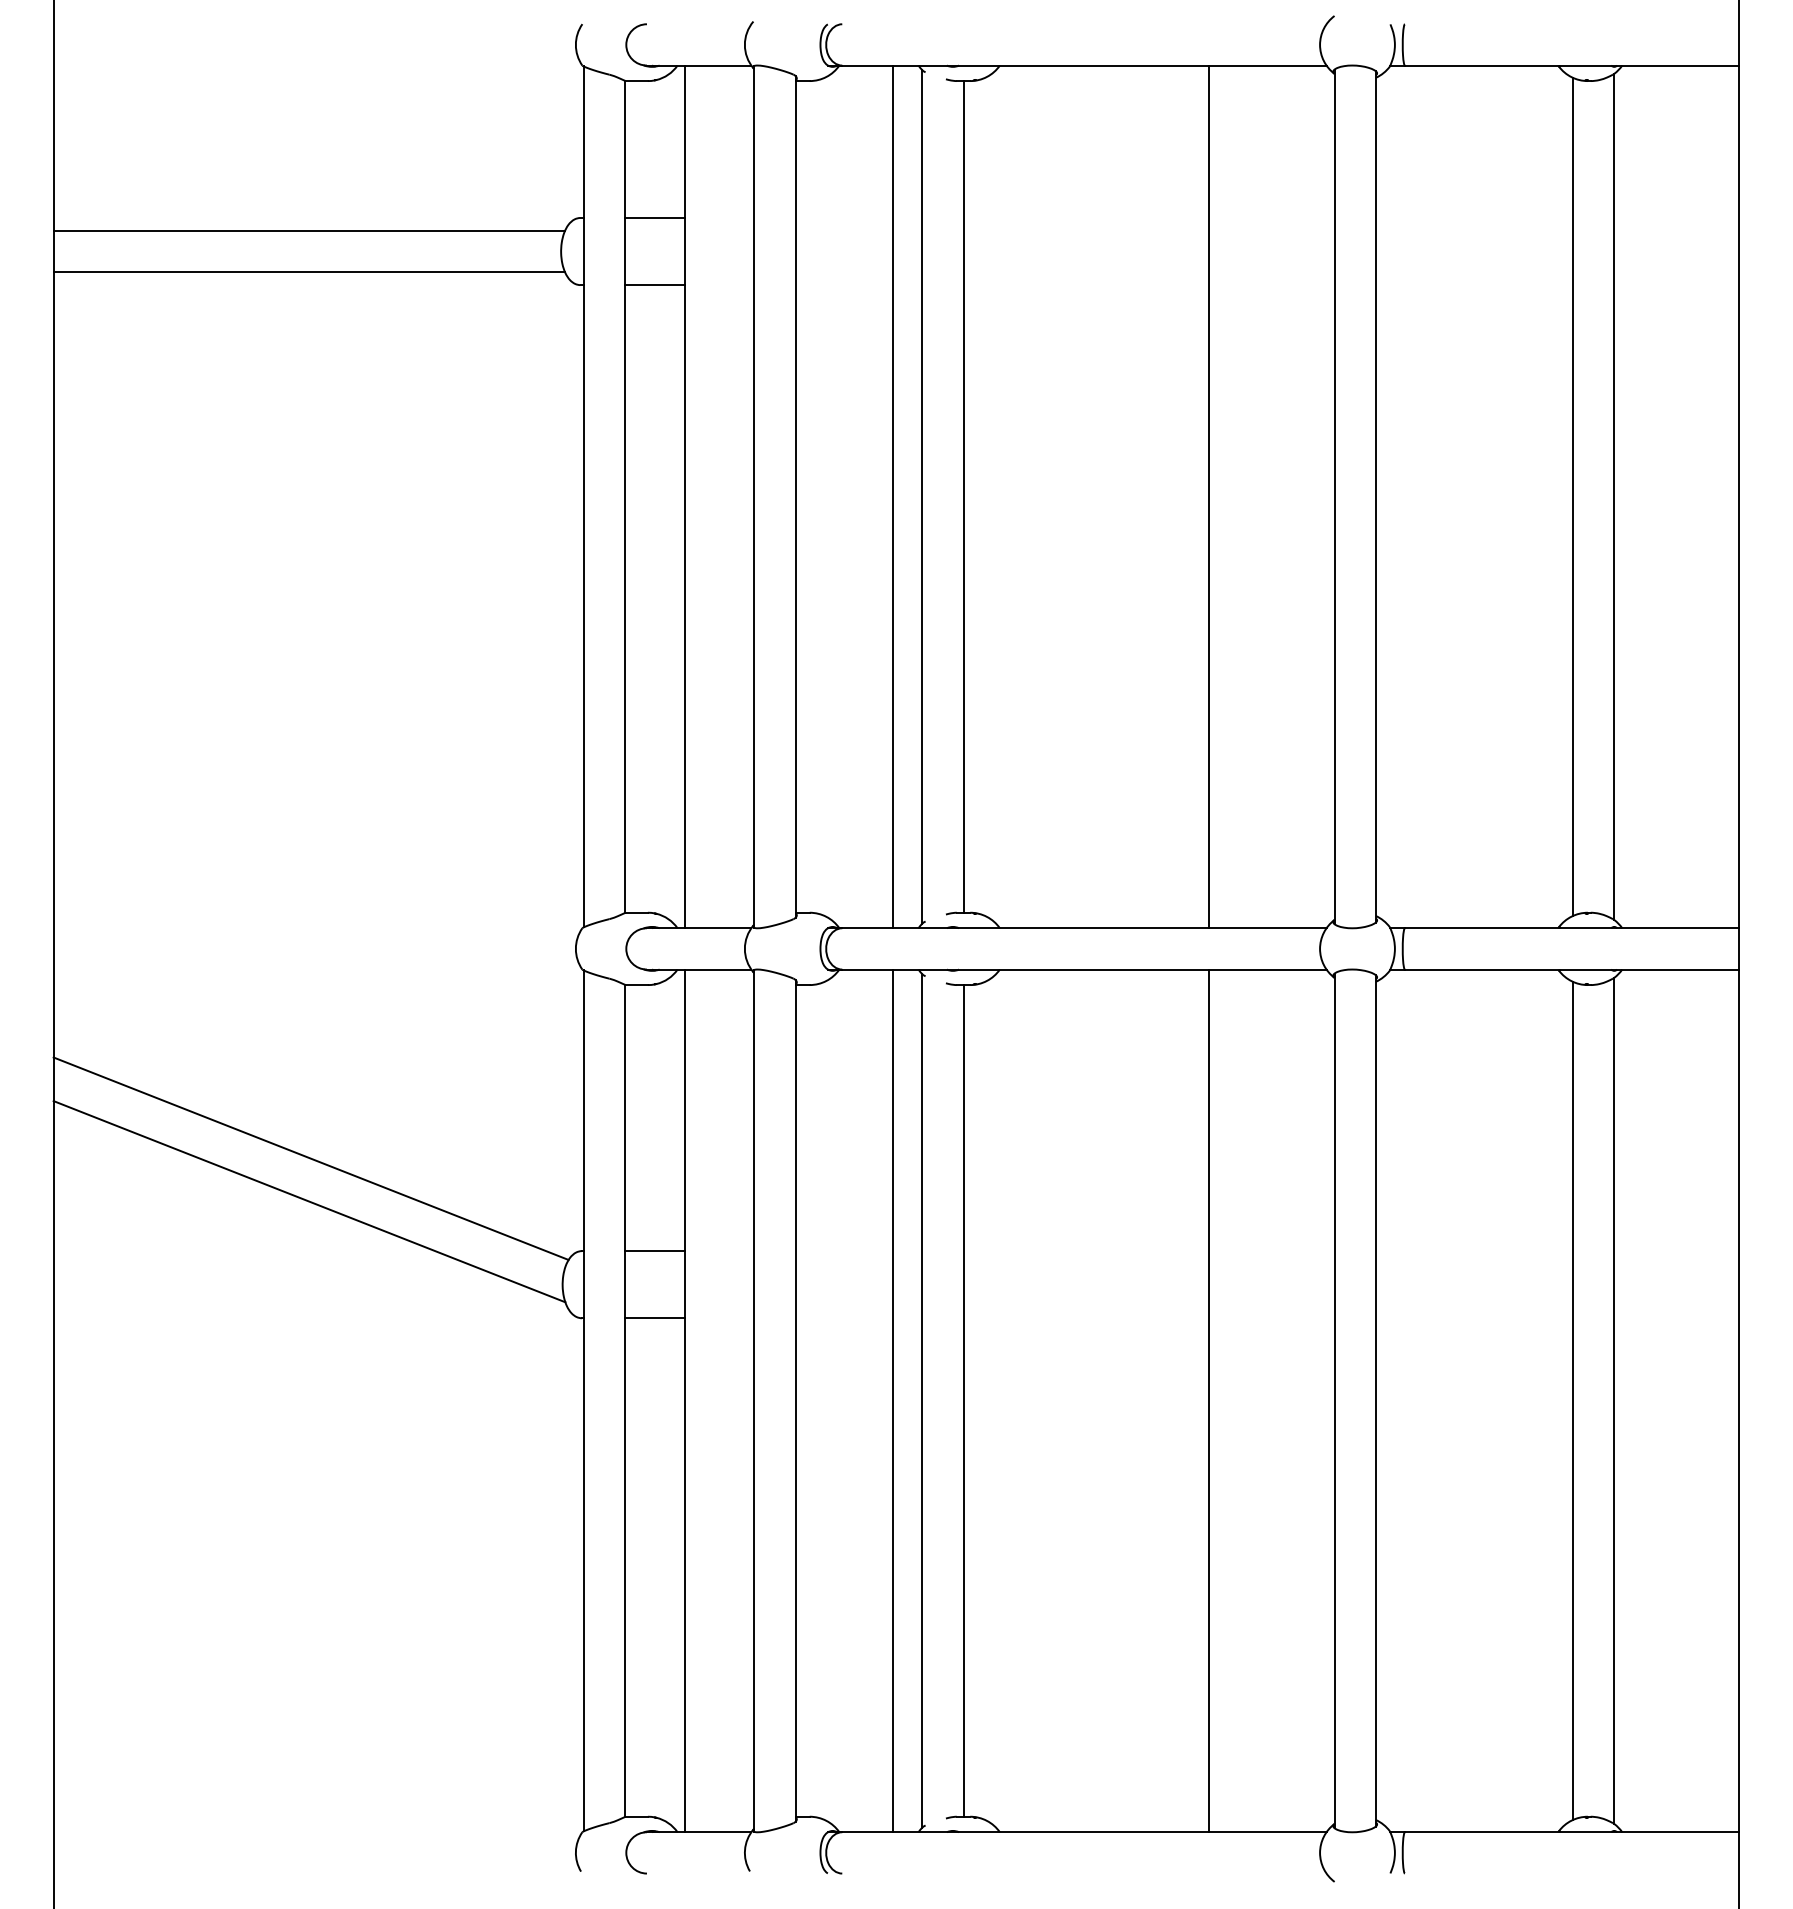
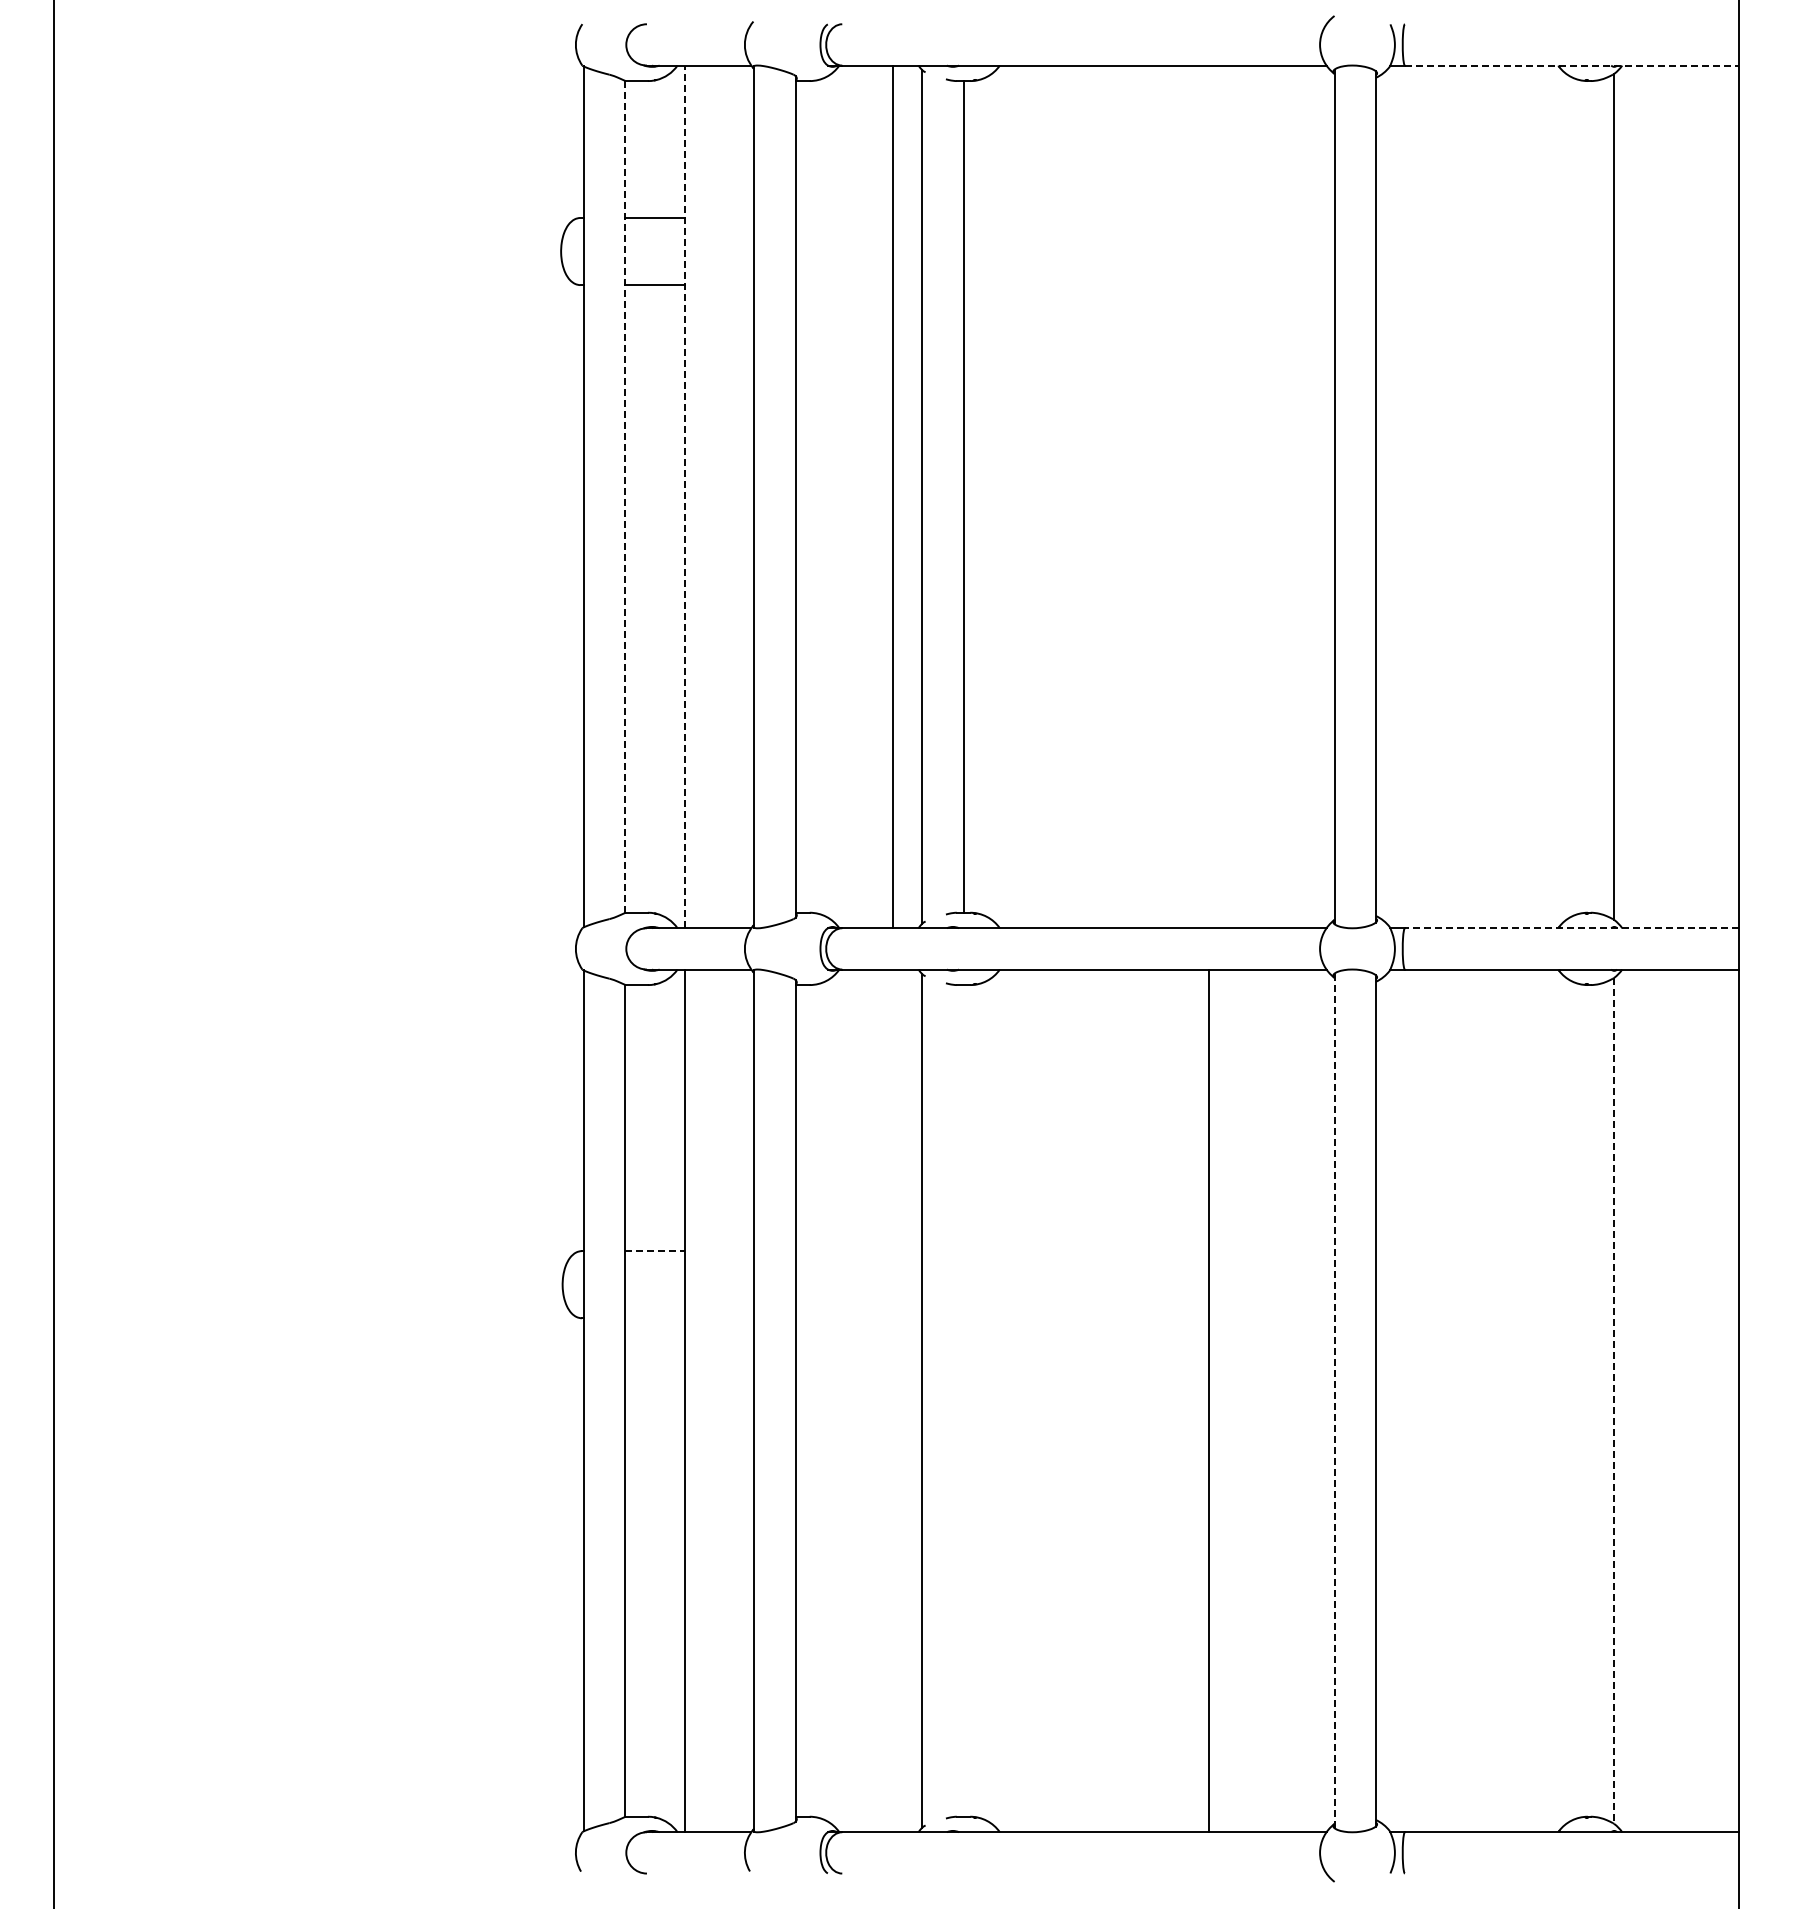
line: solid -> dashed (1572, 65)
line: present -> none (309, 230)
line: present -> none (309, 272)
line: solid -> dashed (685, 496)
line: present -> none (1209, 496)
line: present -> none (1572, 496)
line: solid -> dashed (625, 497)
line: solid -> dashed (1571, 928)
line: present -> none (310, 1158)
line: present -> none (309, 1201)
line: solid -> dashed (655, 1251)
line: present -> none (655, 1318)
line: present -> none (893, 1400)
line: present -> none (963, 1400)
line: present -> none (1572, 1400)
line: solid -> dashed (1334, 1401)
line: solid -> dashed (1614, 1401)
